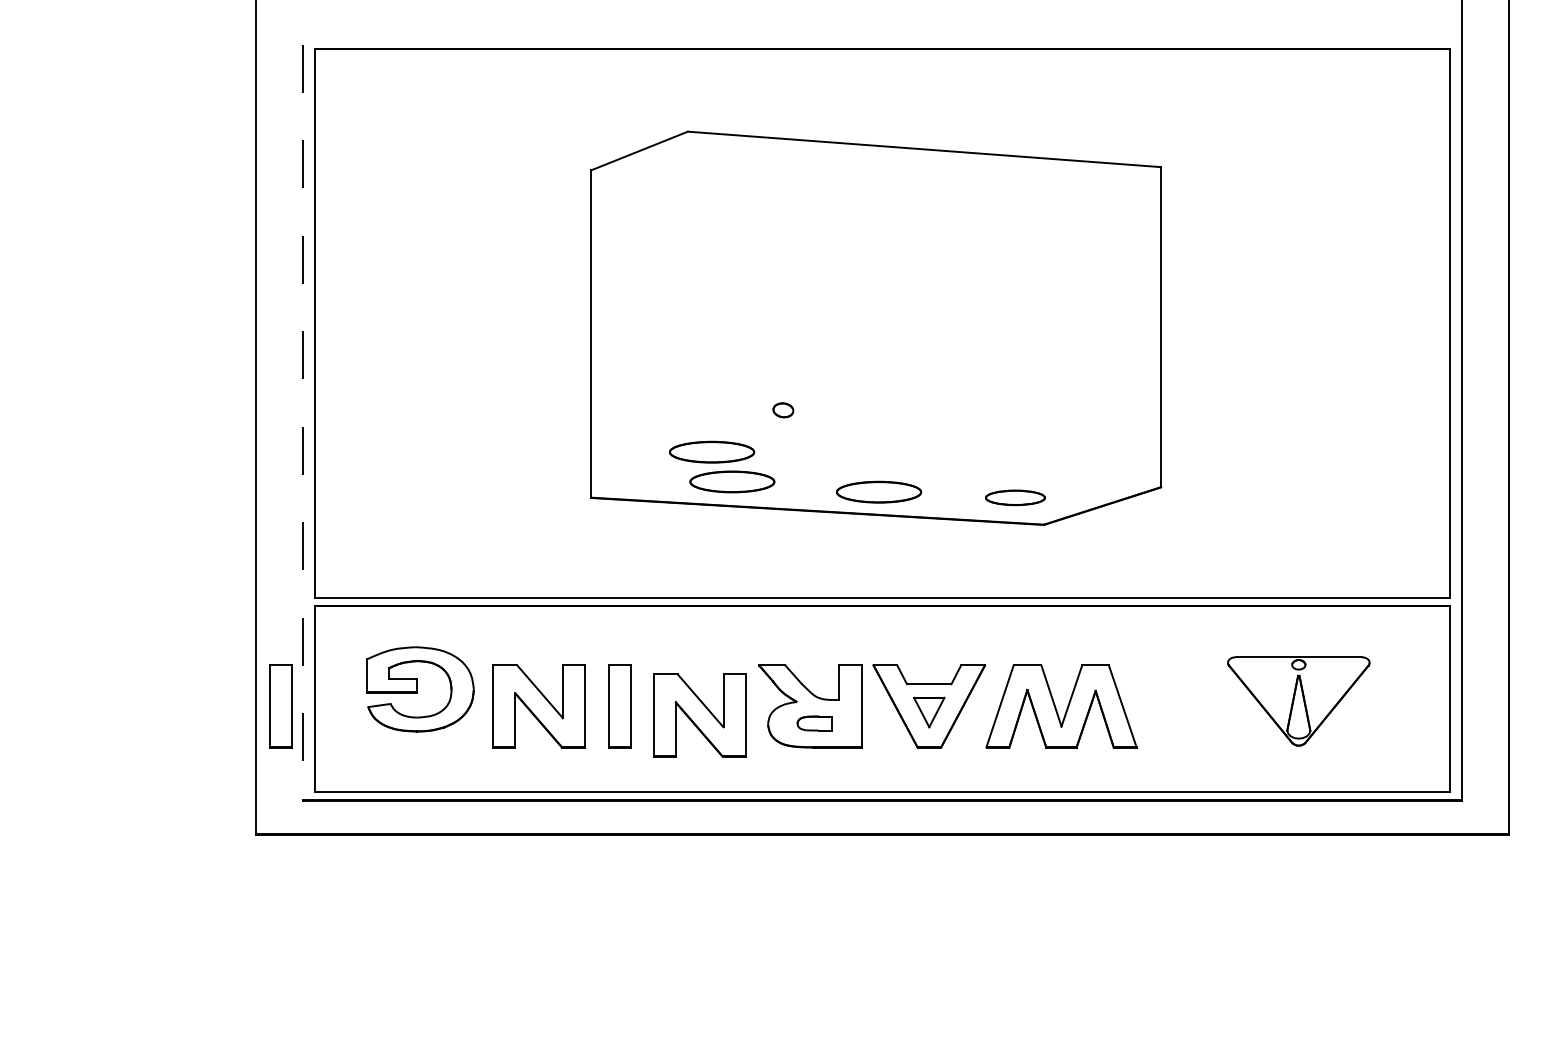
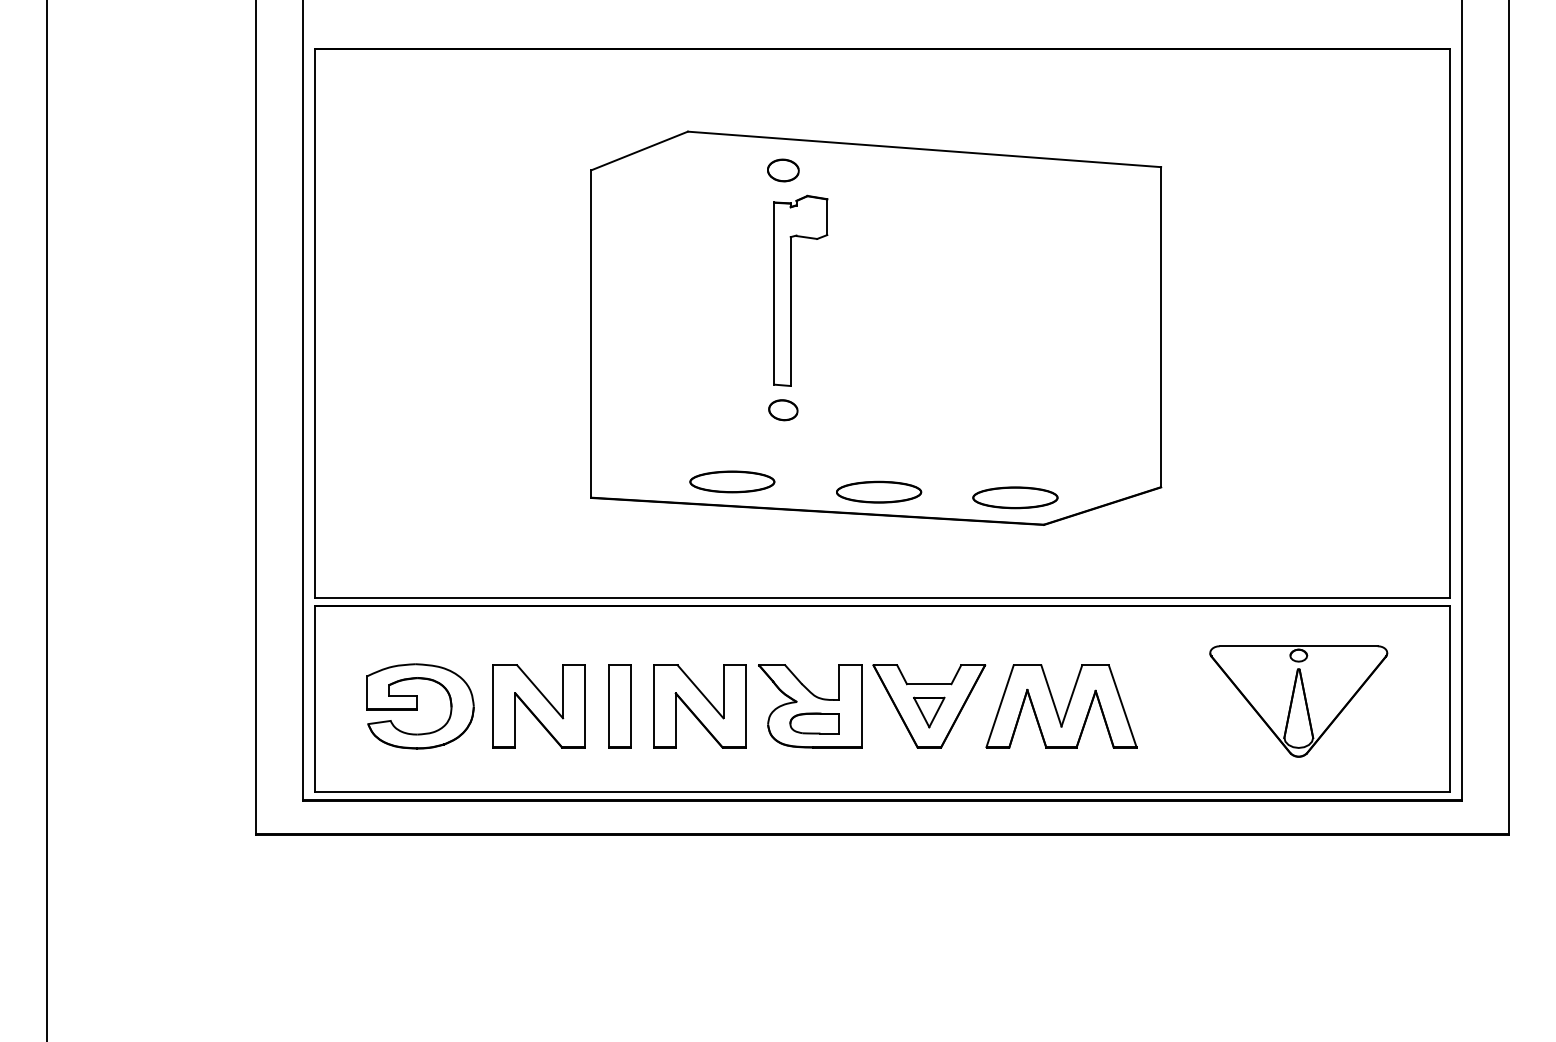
part: none -> present (783, 170)
part: none -> present (791, 290)
line: dashed -> solid (303, 400)
part size: 23x17 px -> 31x23 px (783, 410)
part: present -> none (712, 451)
part size: 61x18 px -> 87x24 px (1015, 497)
line: none -> present (46, 520)
part position: (420, 689) -> (420, 706) (420, 706)
part size: 144x91 px -> 180x113 px (1298, 701)
part: present -> none (280, 706)
part position: (699, 715) -> (699, 706) (699, 706)
part size: 37x17 px -> 51x23 px (814, 723)
